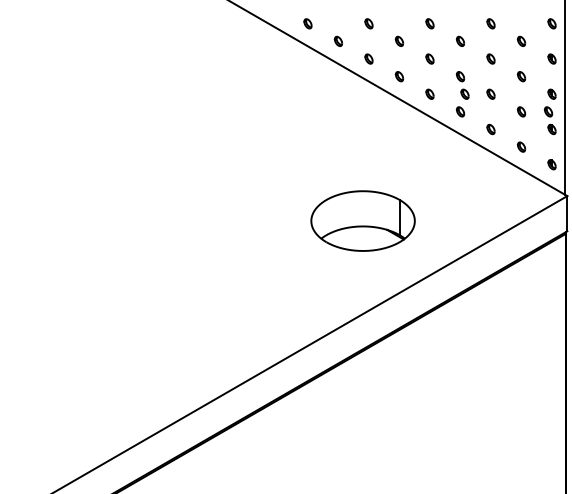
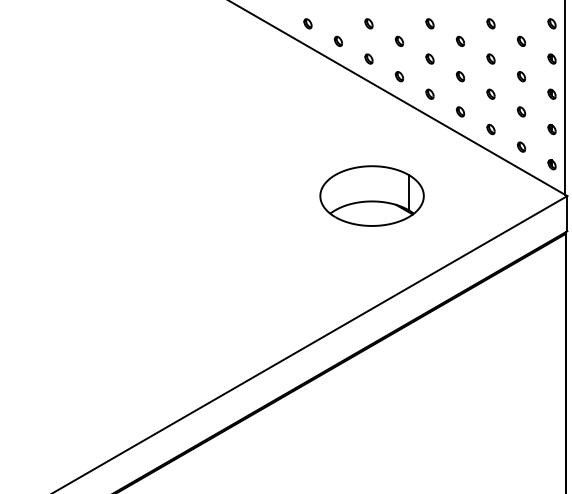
part: present -> none (464, 93)
part: present -> none (548, 111)
part position: (362, 220) -> (371, 195) (371, 195)
